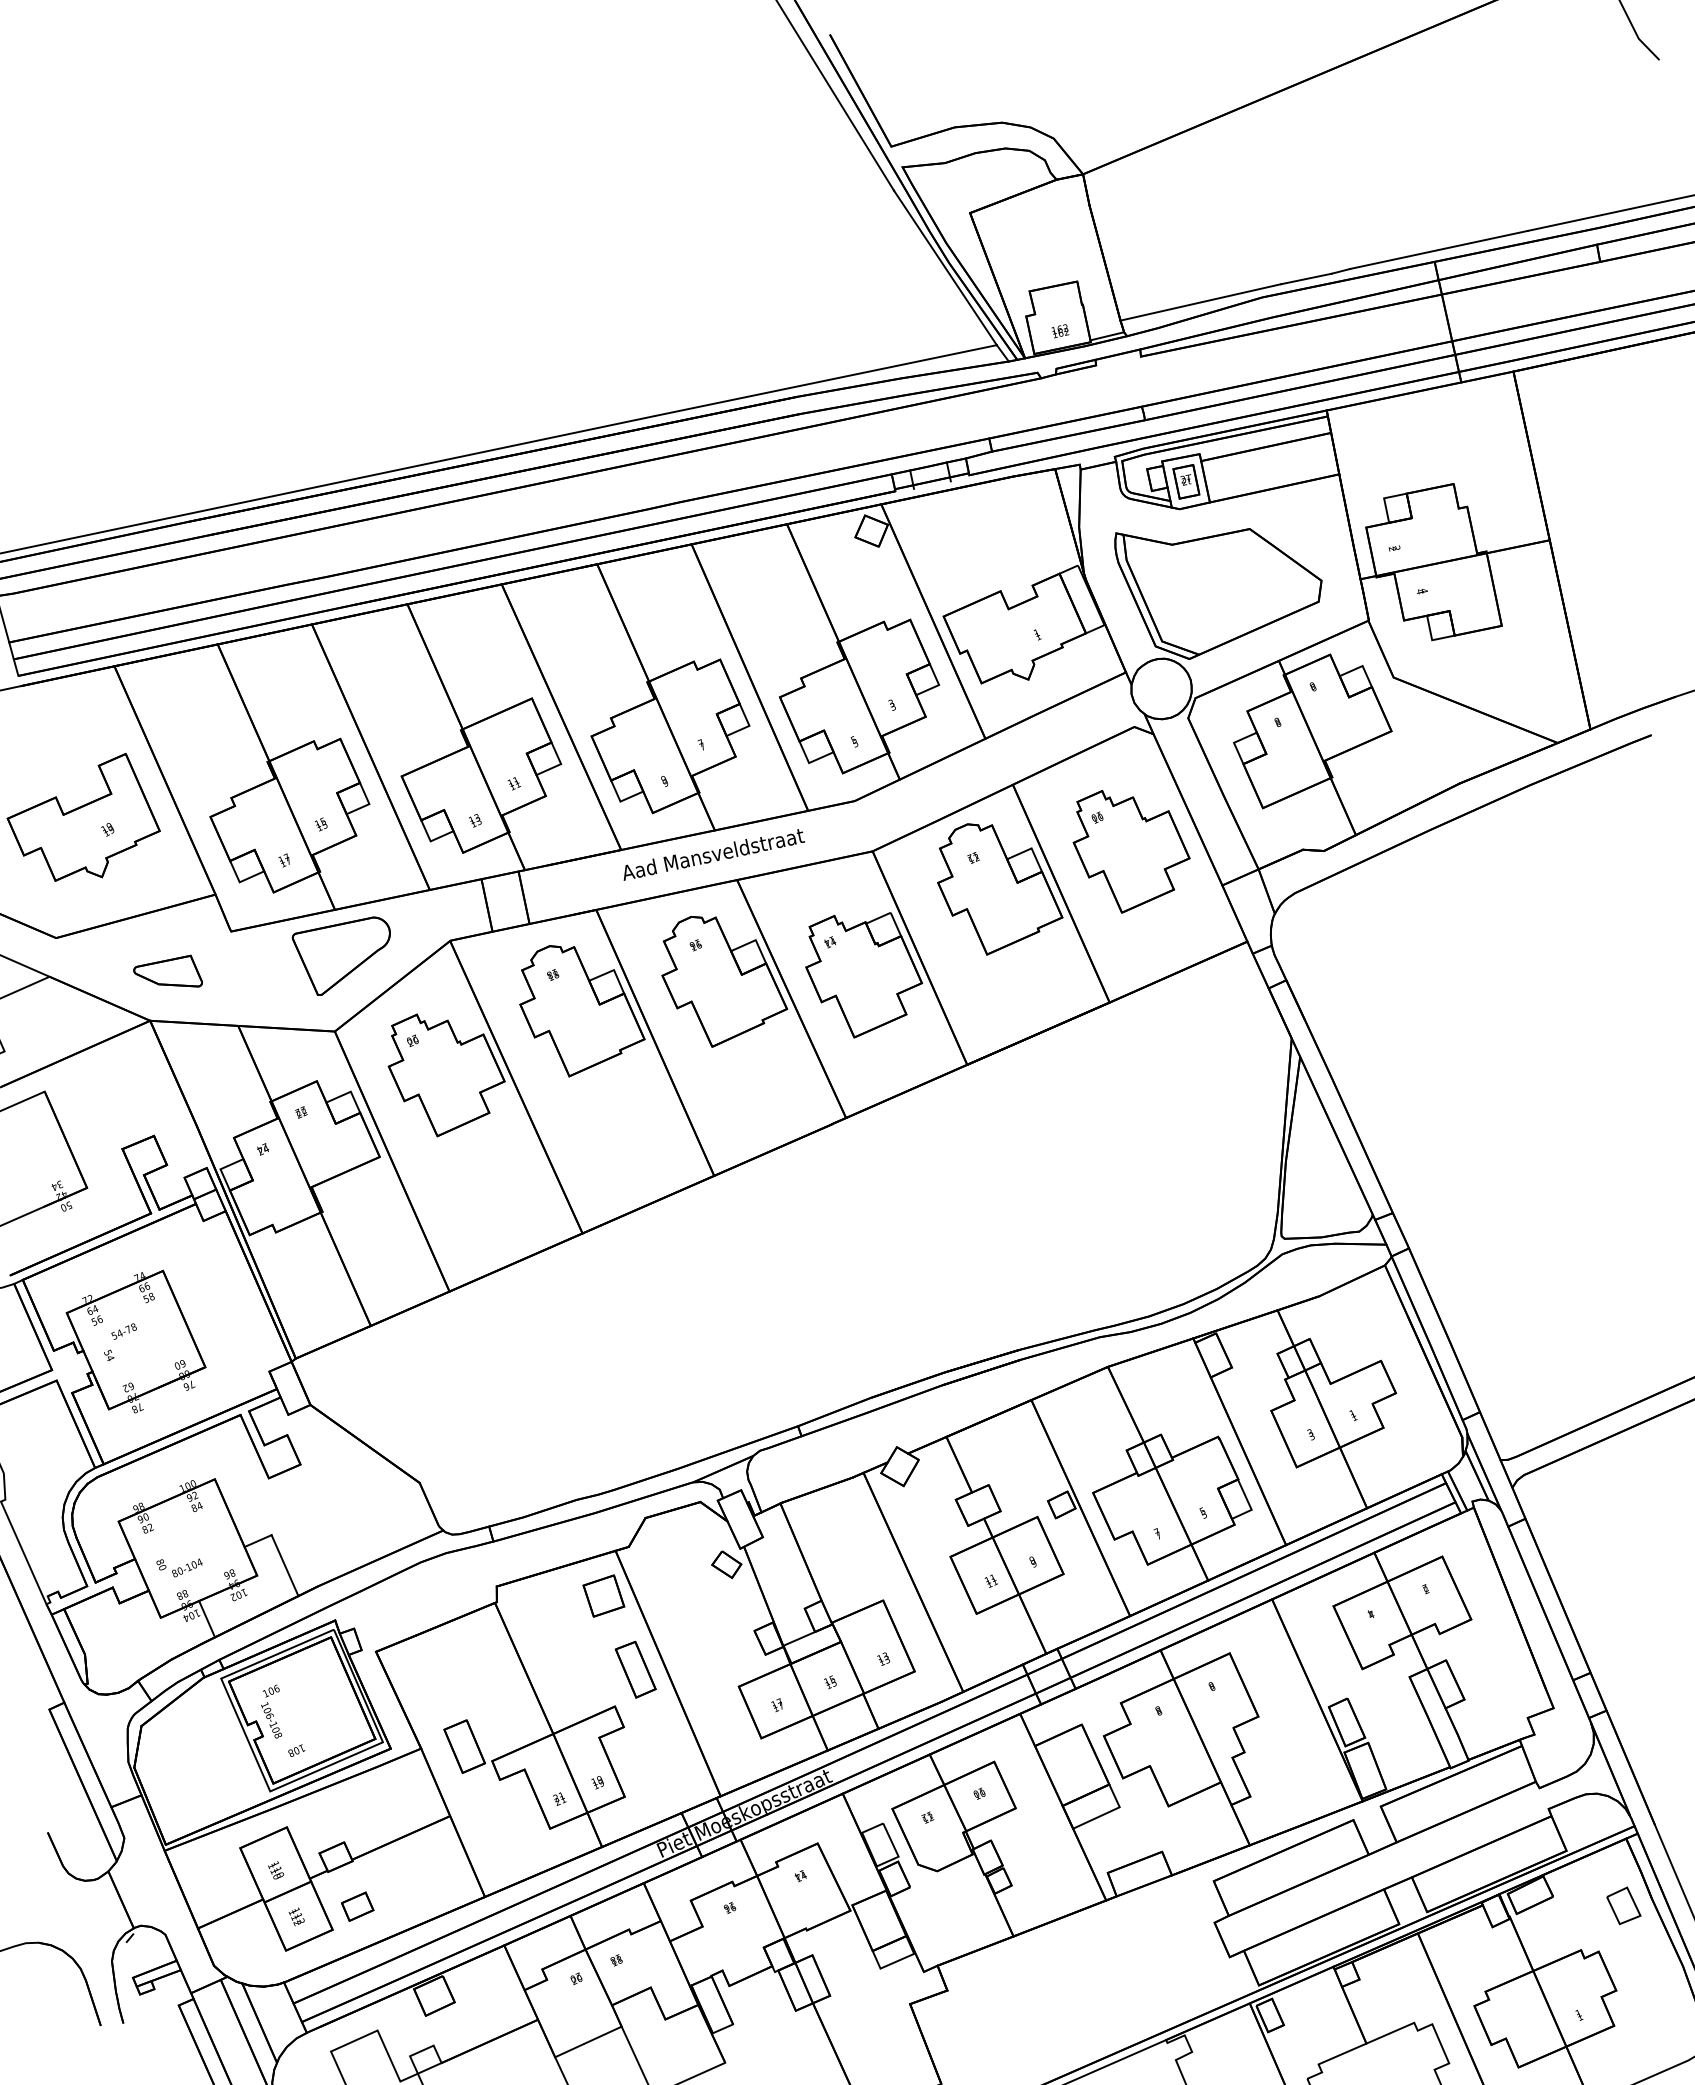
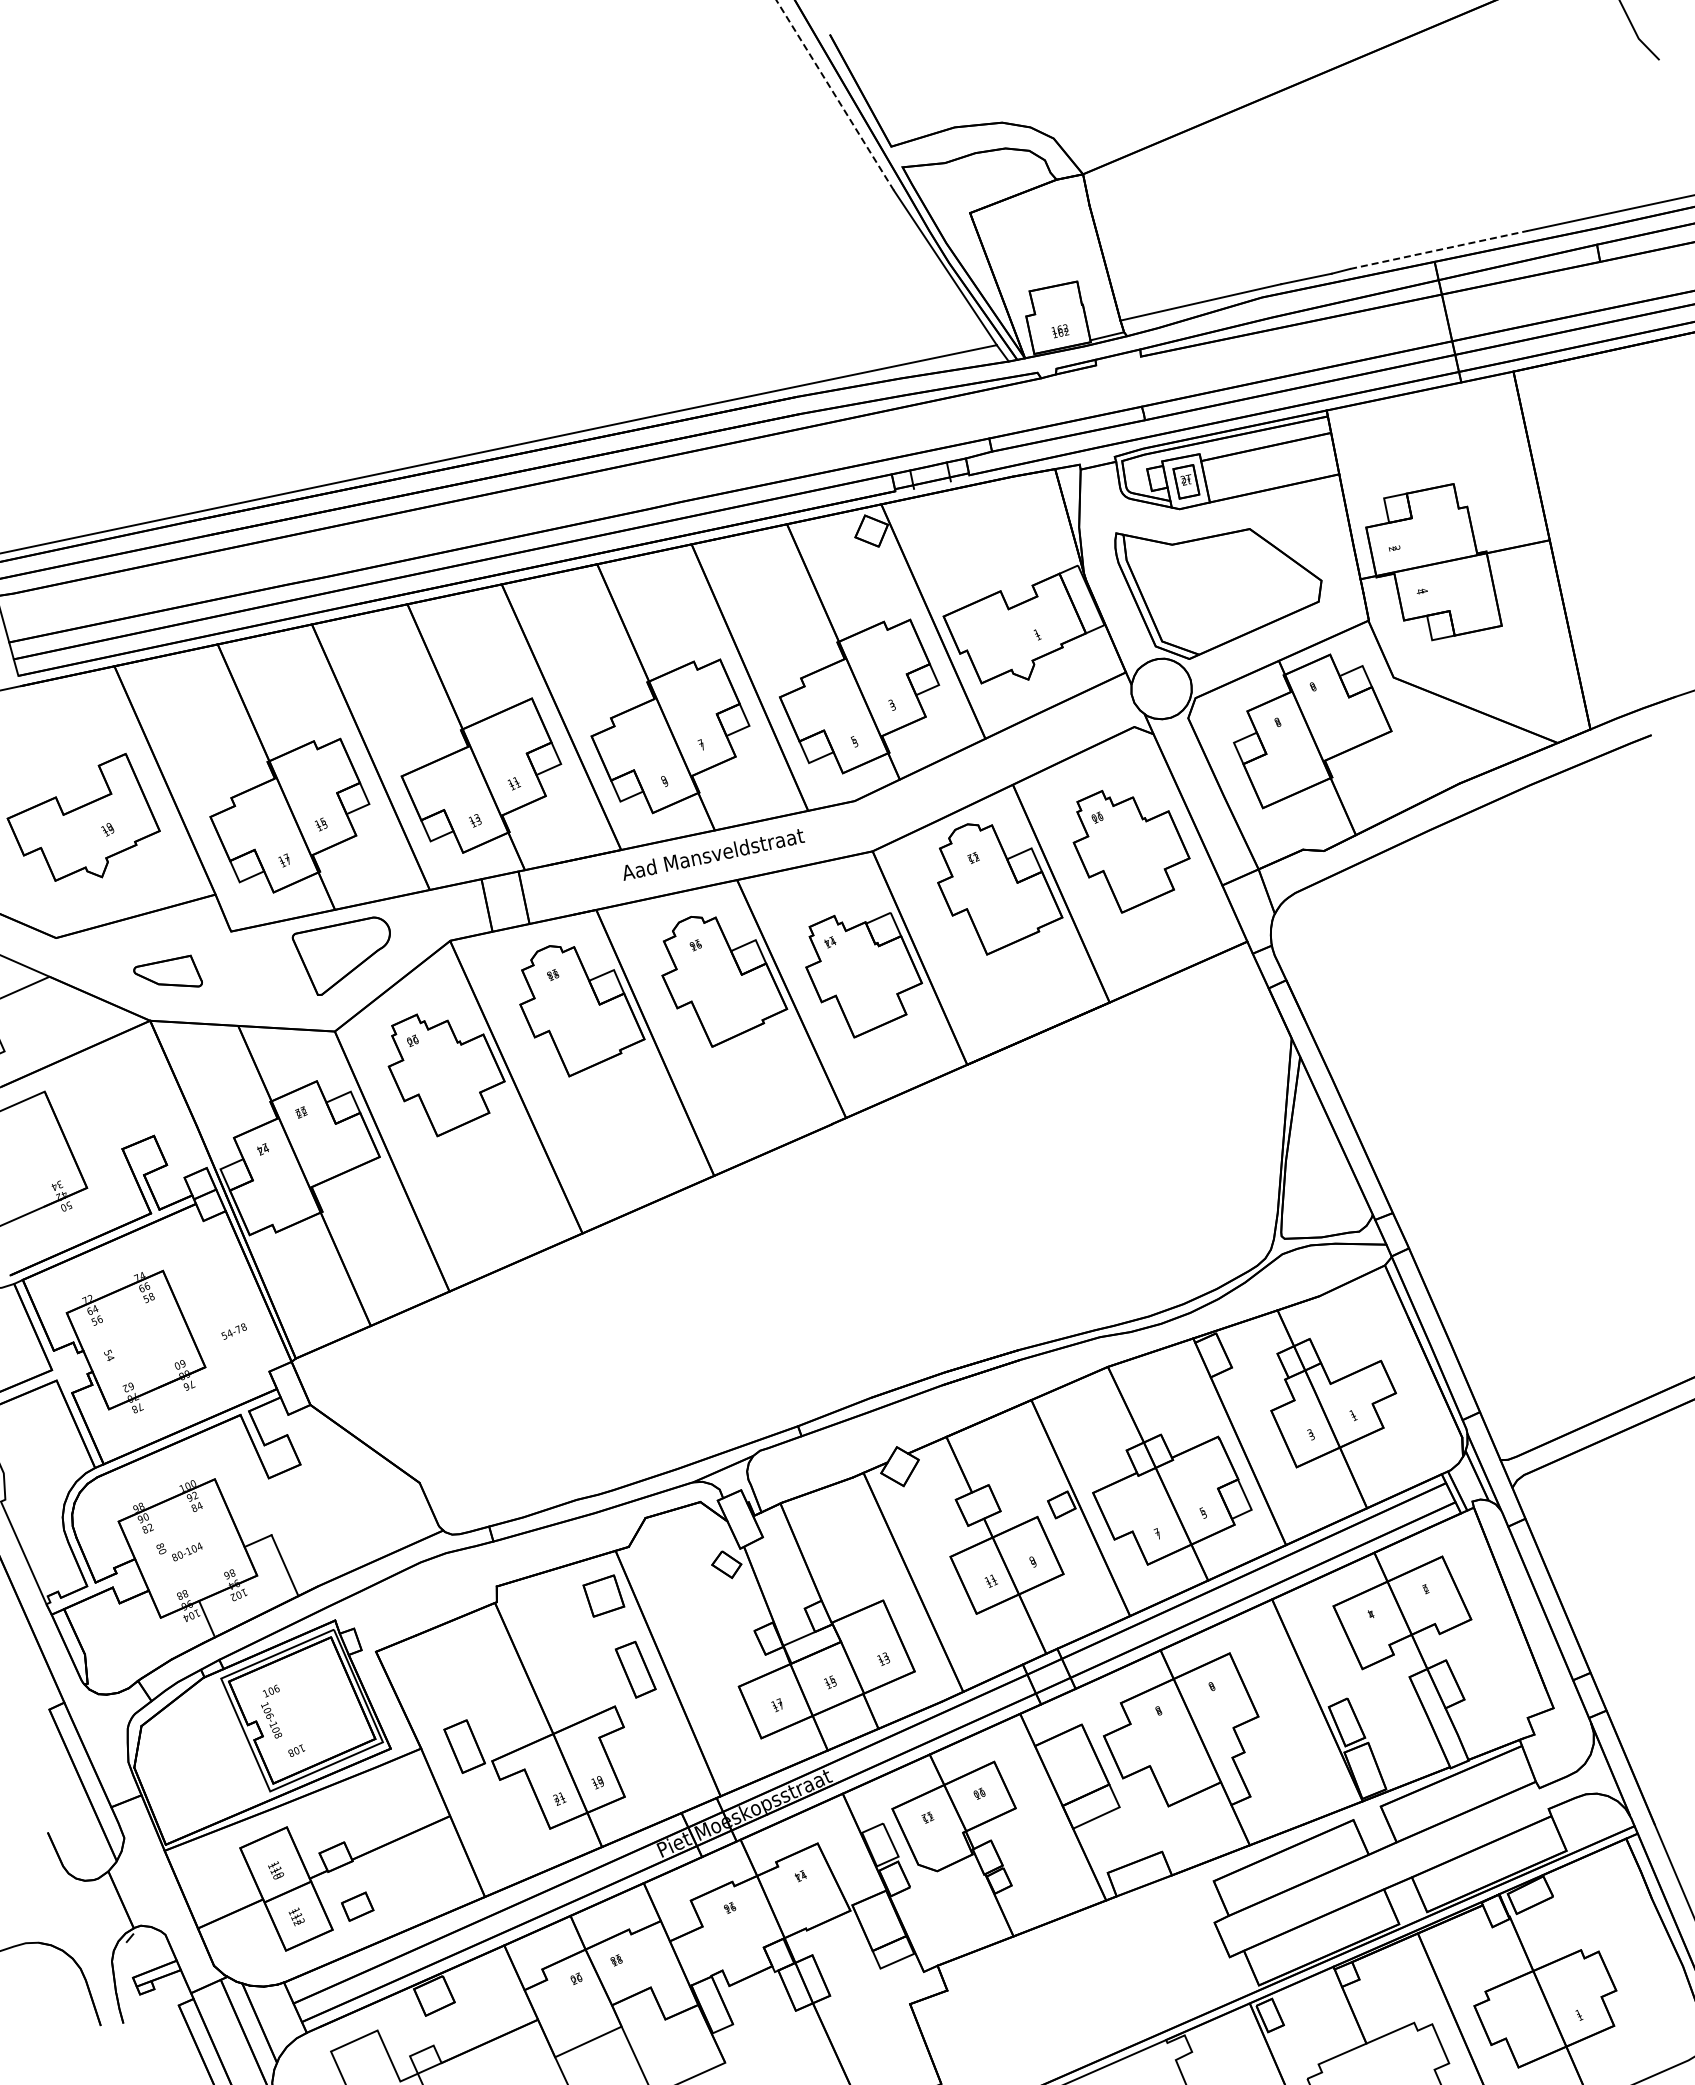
line: solid -> dashed (835, 95)
line: solid -> dashed (1438, 249)
text position: (123, 1331) -> (233, 1331) (233, 1331)
text position: (179, 1567) -> (179, 1551) (179, 1551)
part: present -> none (1623, 1905)
